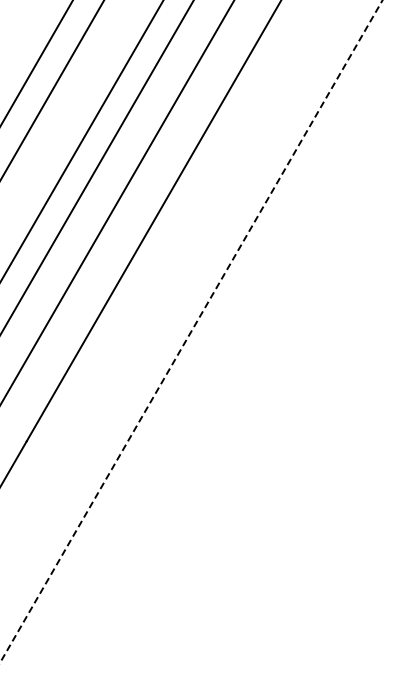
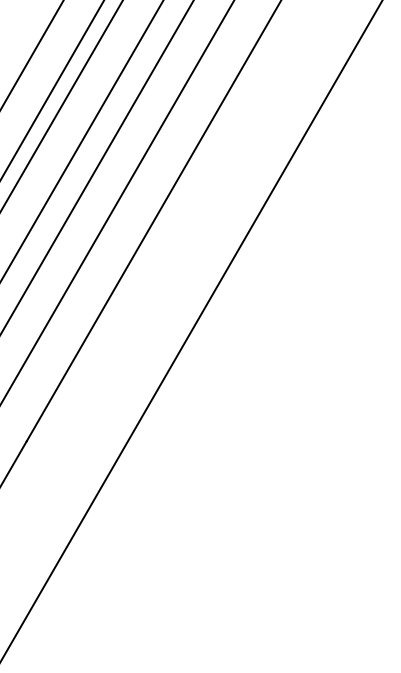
line position: (36, 62) -> (32, 54) (32, 54)
line: none -> present (61, 105)
line: dashed -> solid (191, 331)
